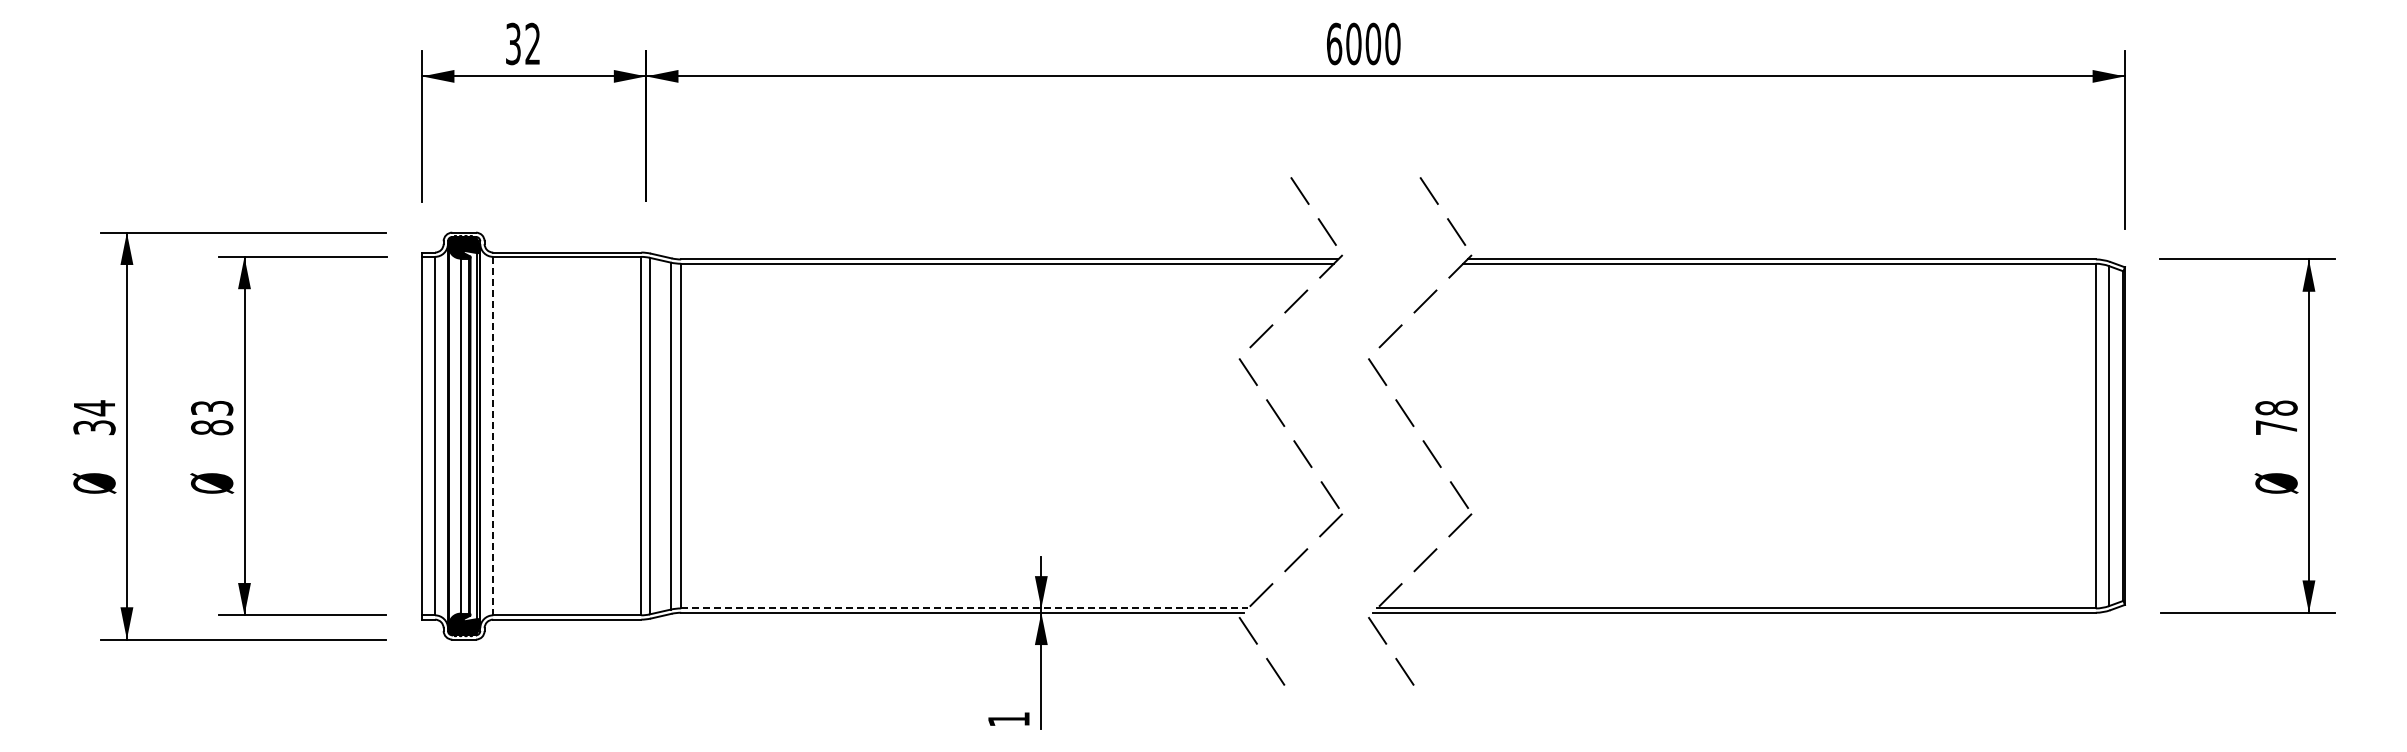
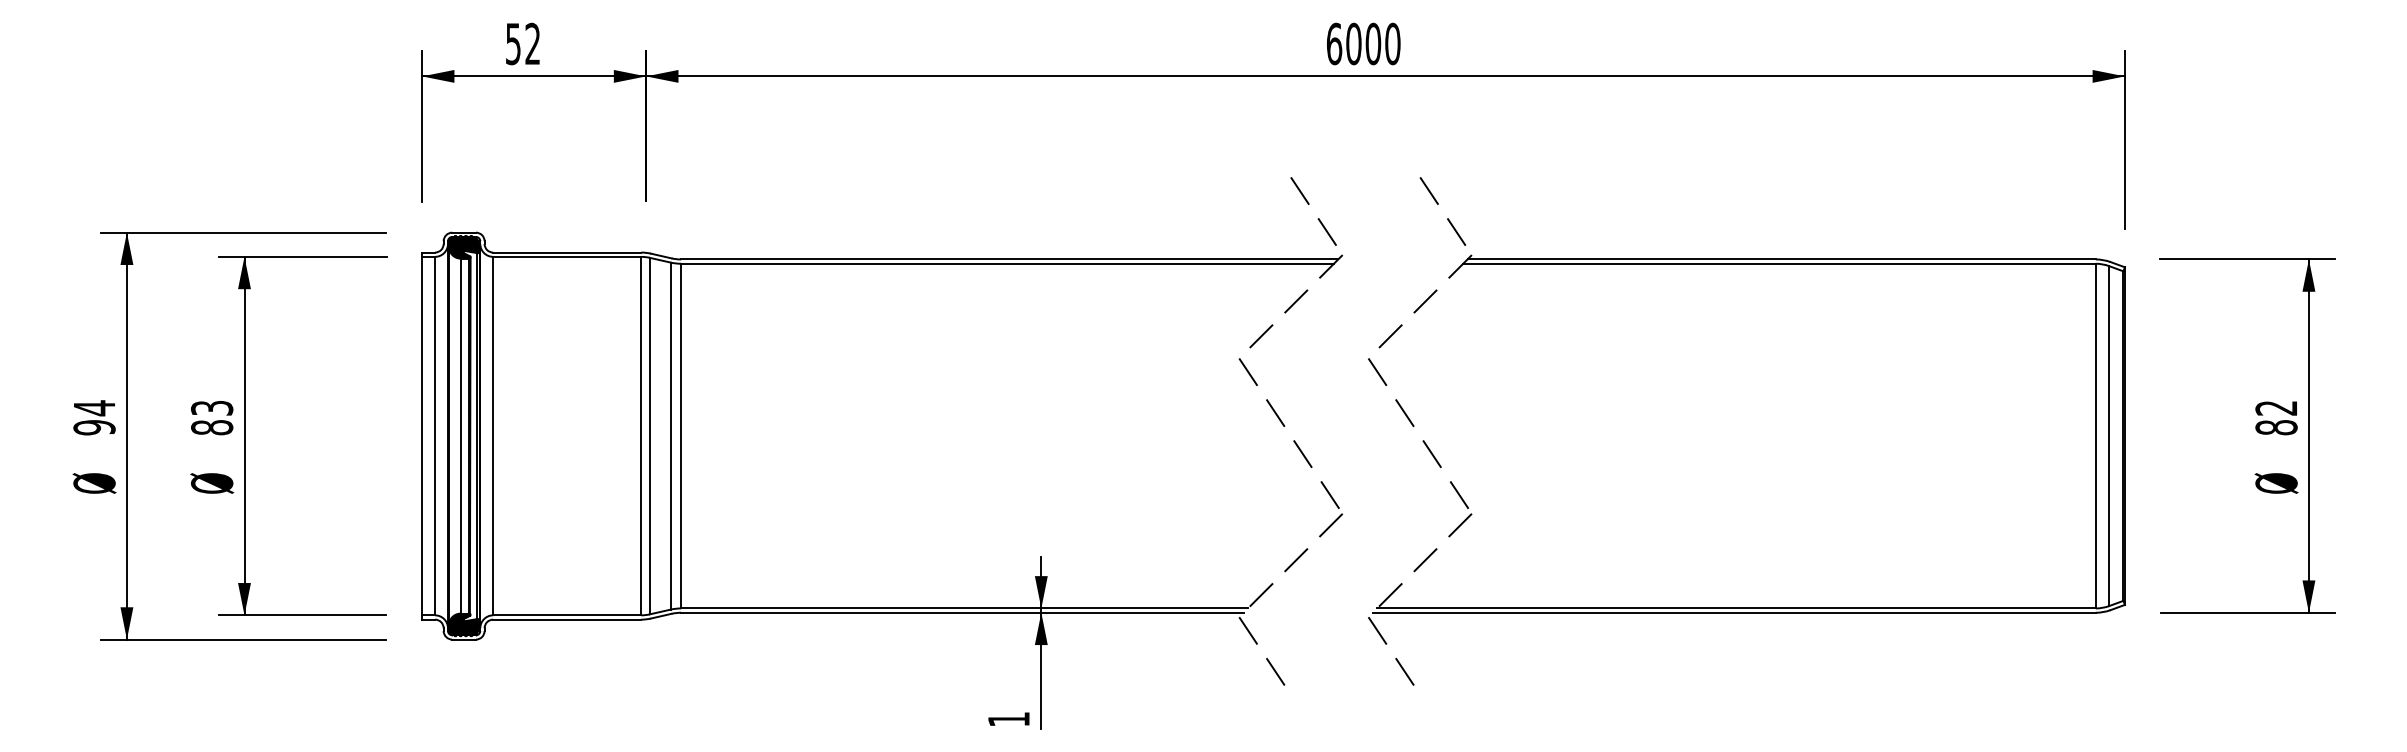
text: 32 -> 52 (513, 43)
text: 78 -> 82 (2276, 417)
text: 34 -> 94 (94, 427)
line: dashed -> solid (493, 436)
line: dashed -> solid (965, 608)
